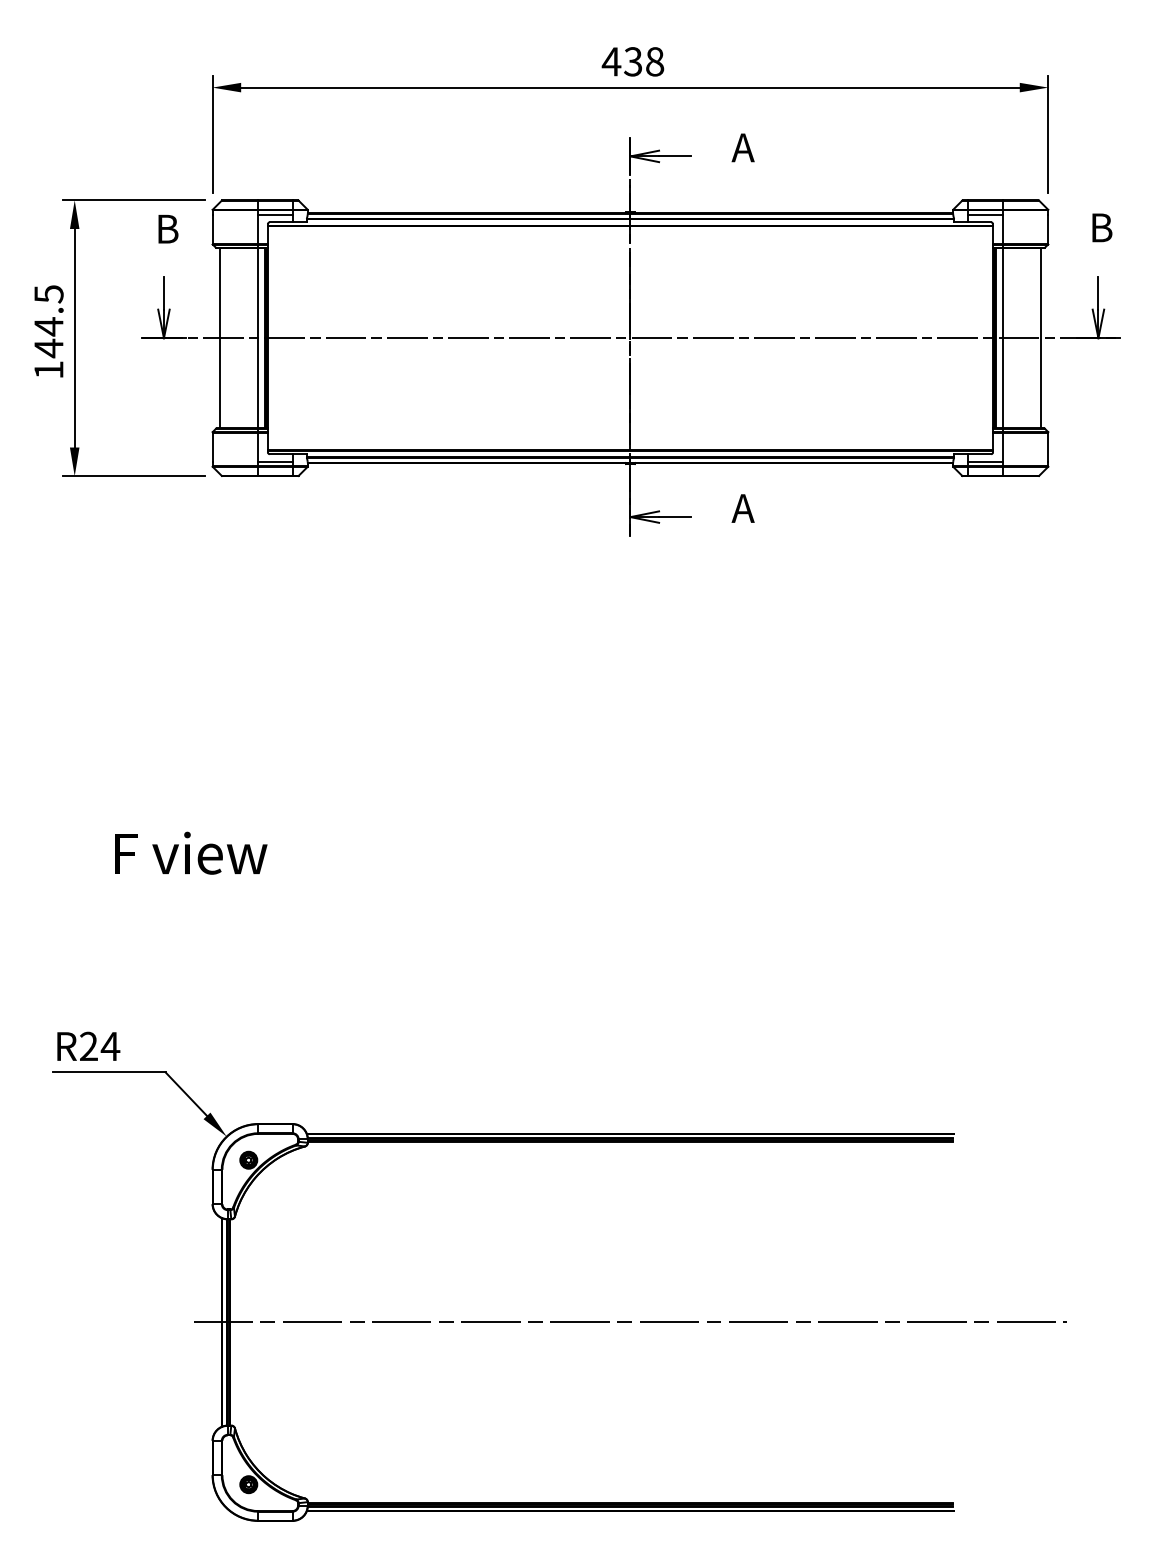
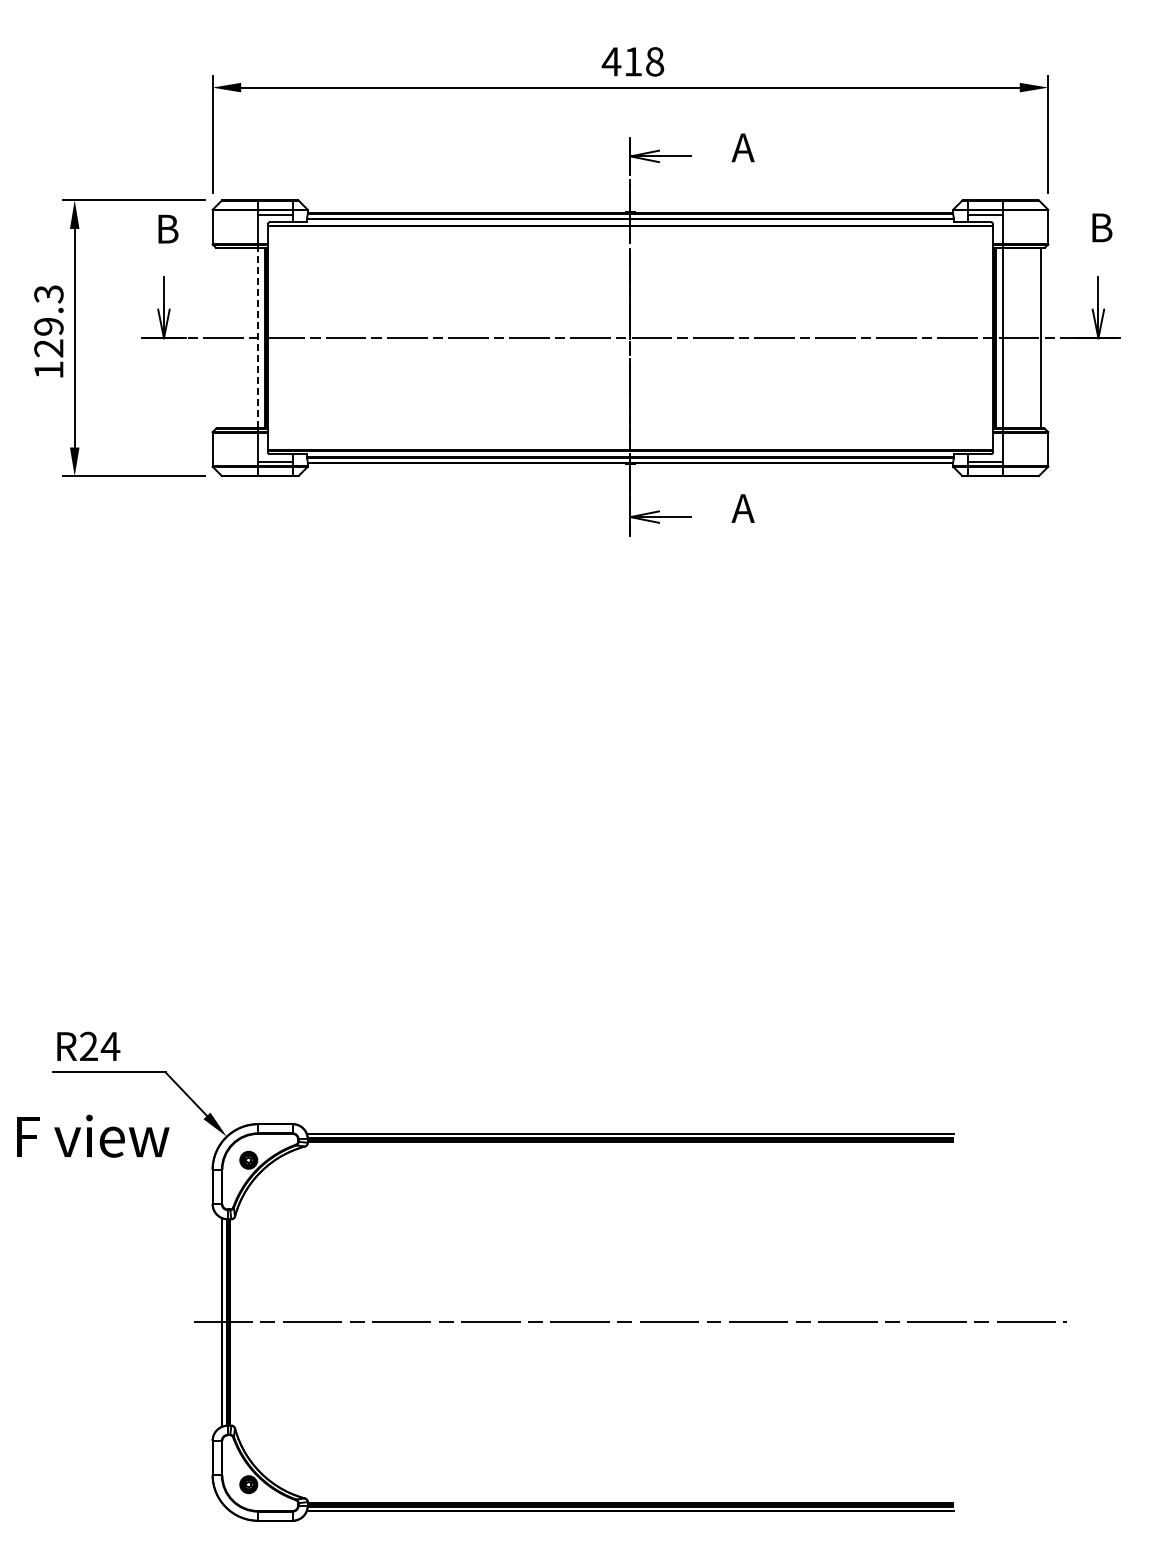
text: 438 -> 418 (633, 61)
text: 144.5 -> 129.3 (48, 321)
line: solid -> dashed (258, 337)
line: present -> none (220, 338)
text position: (191, 852) -> (93, 1135) (93, 1135)
